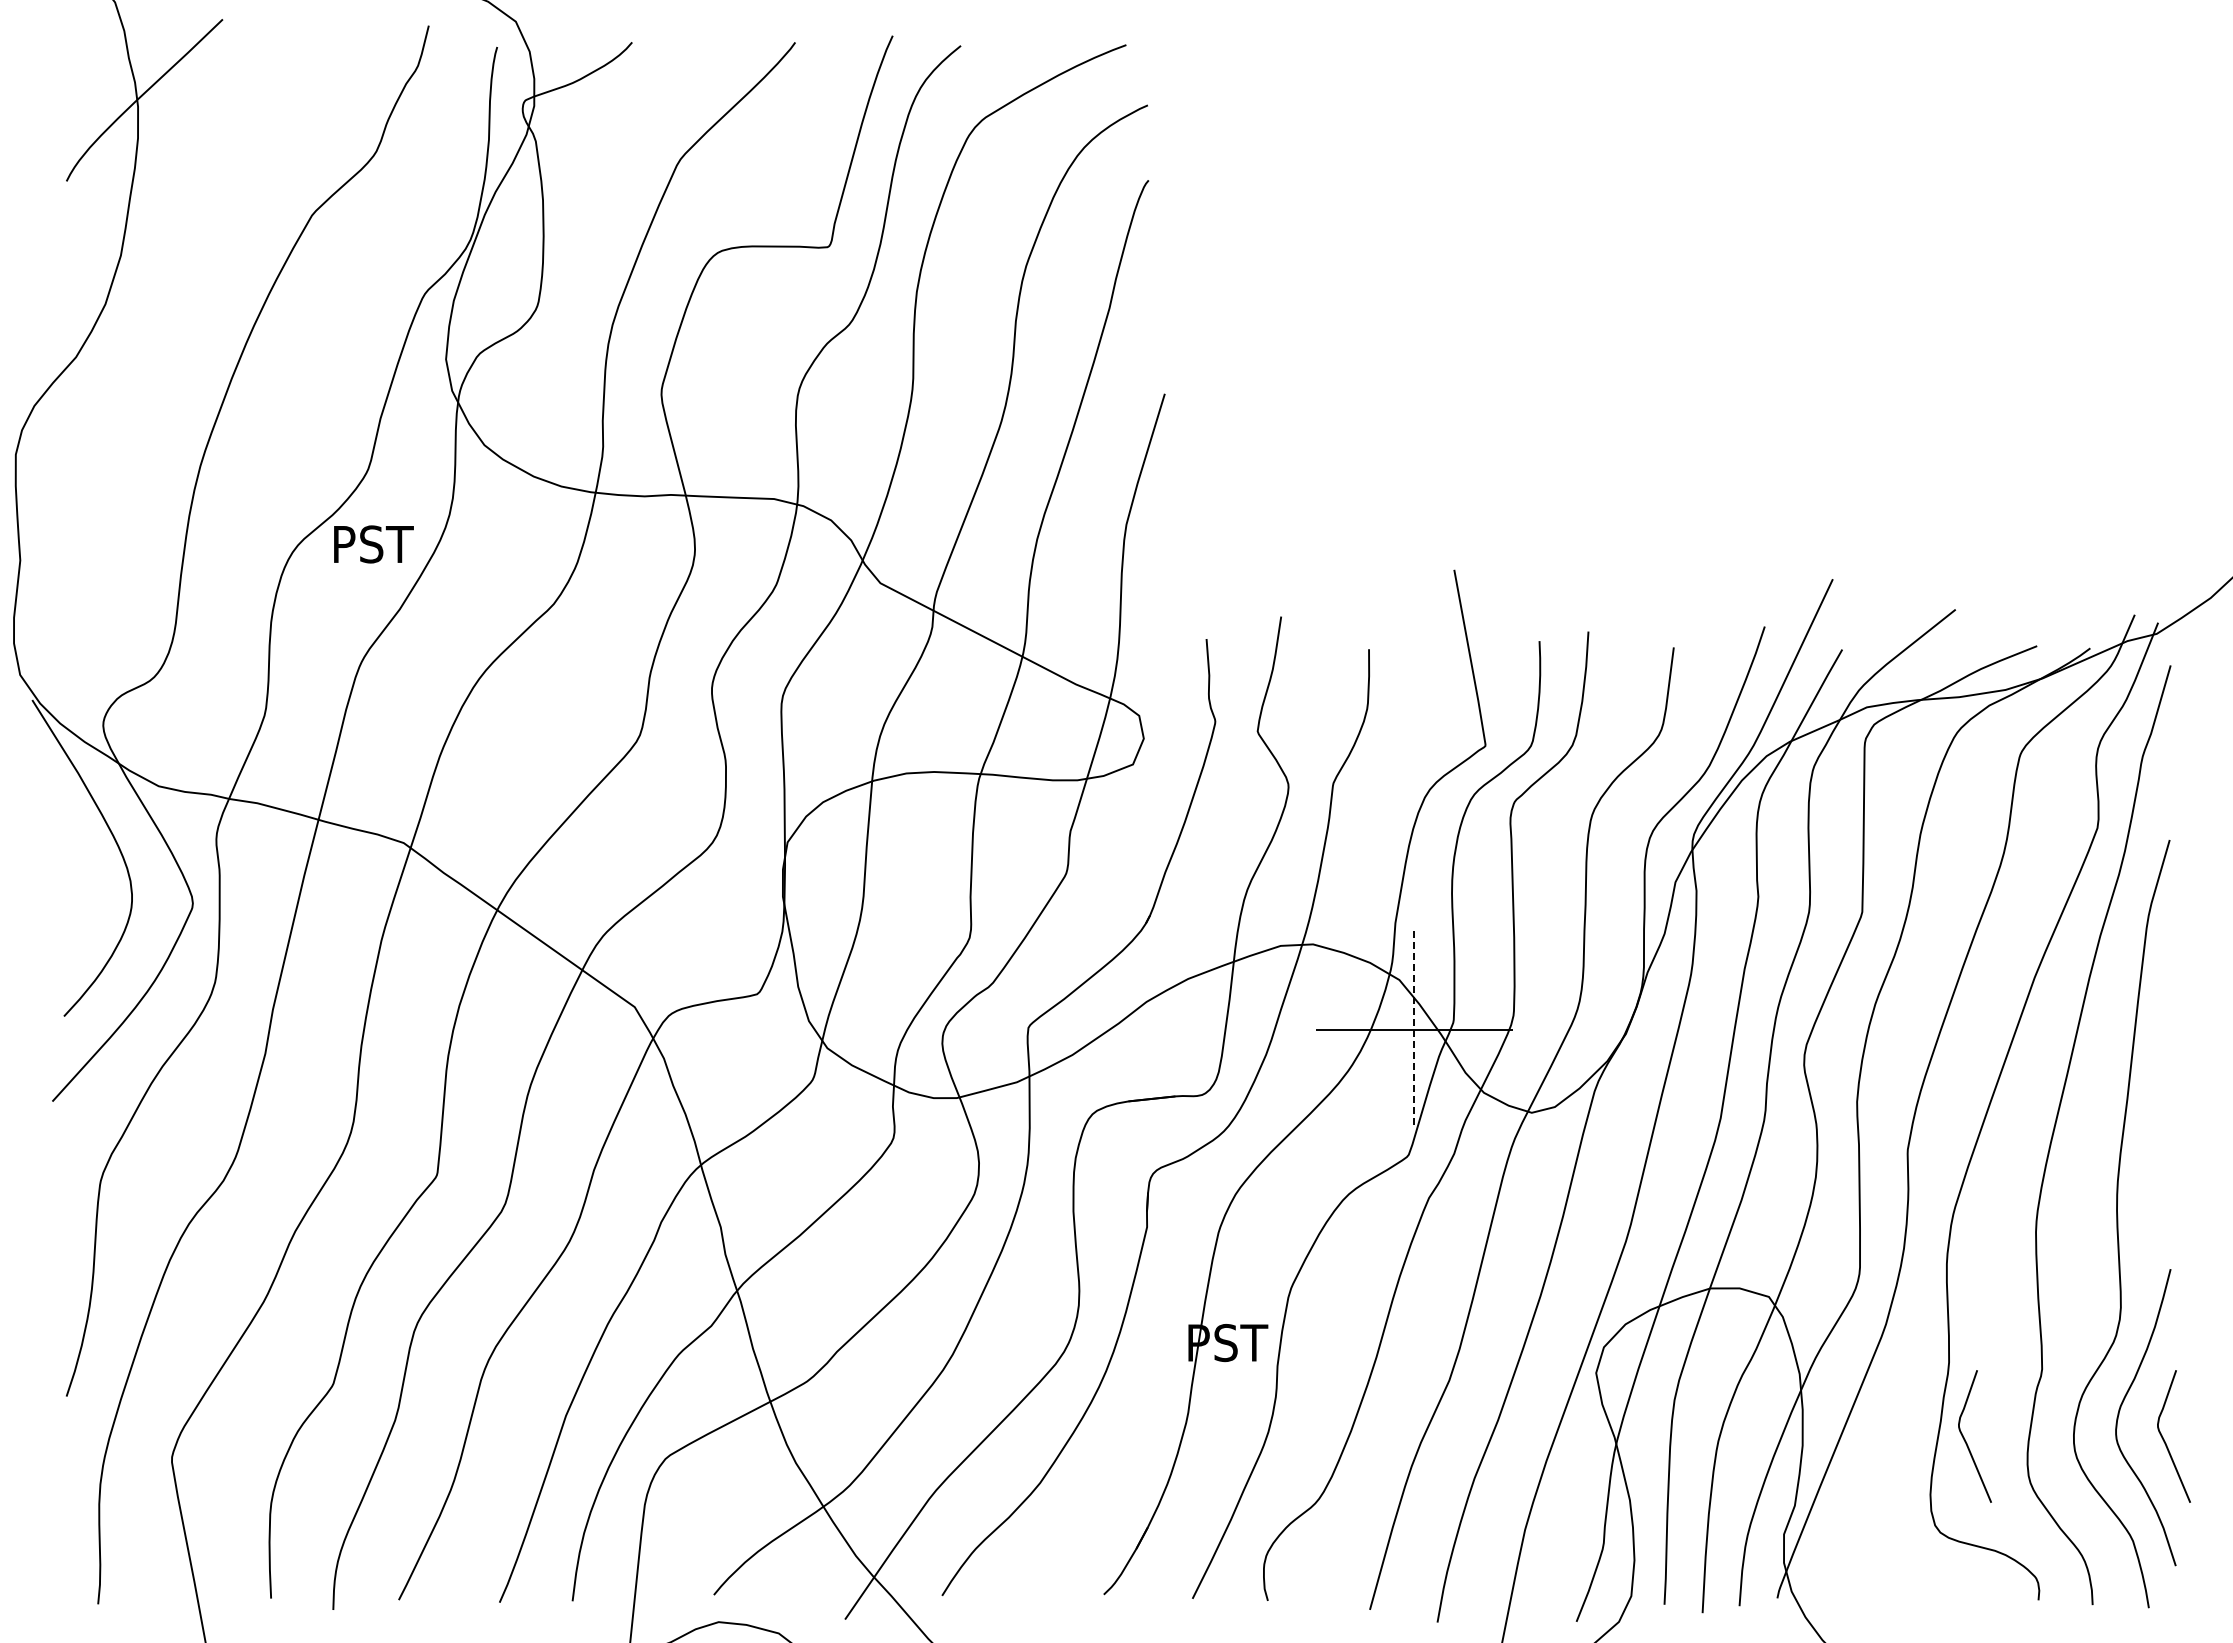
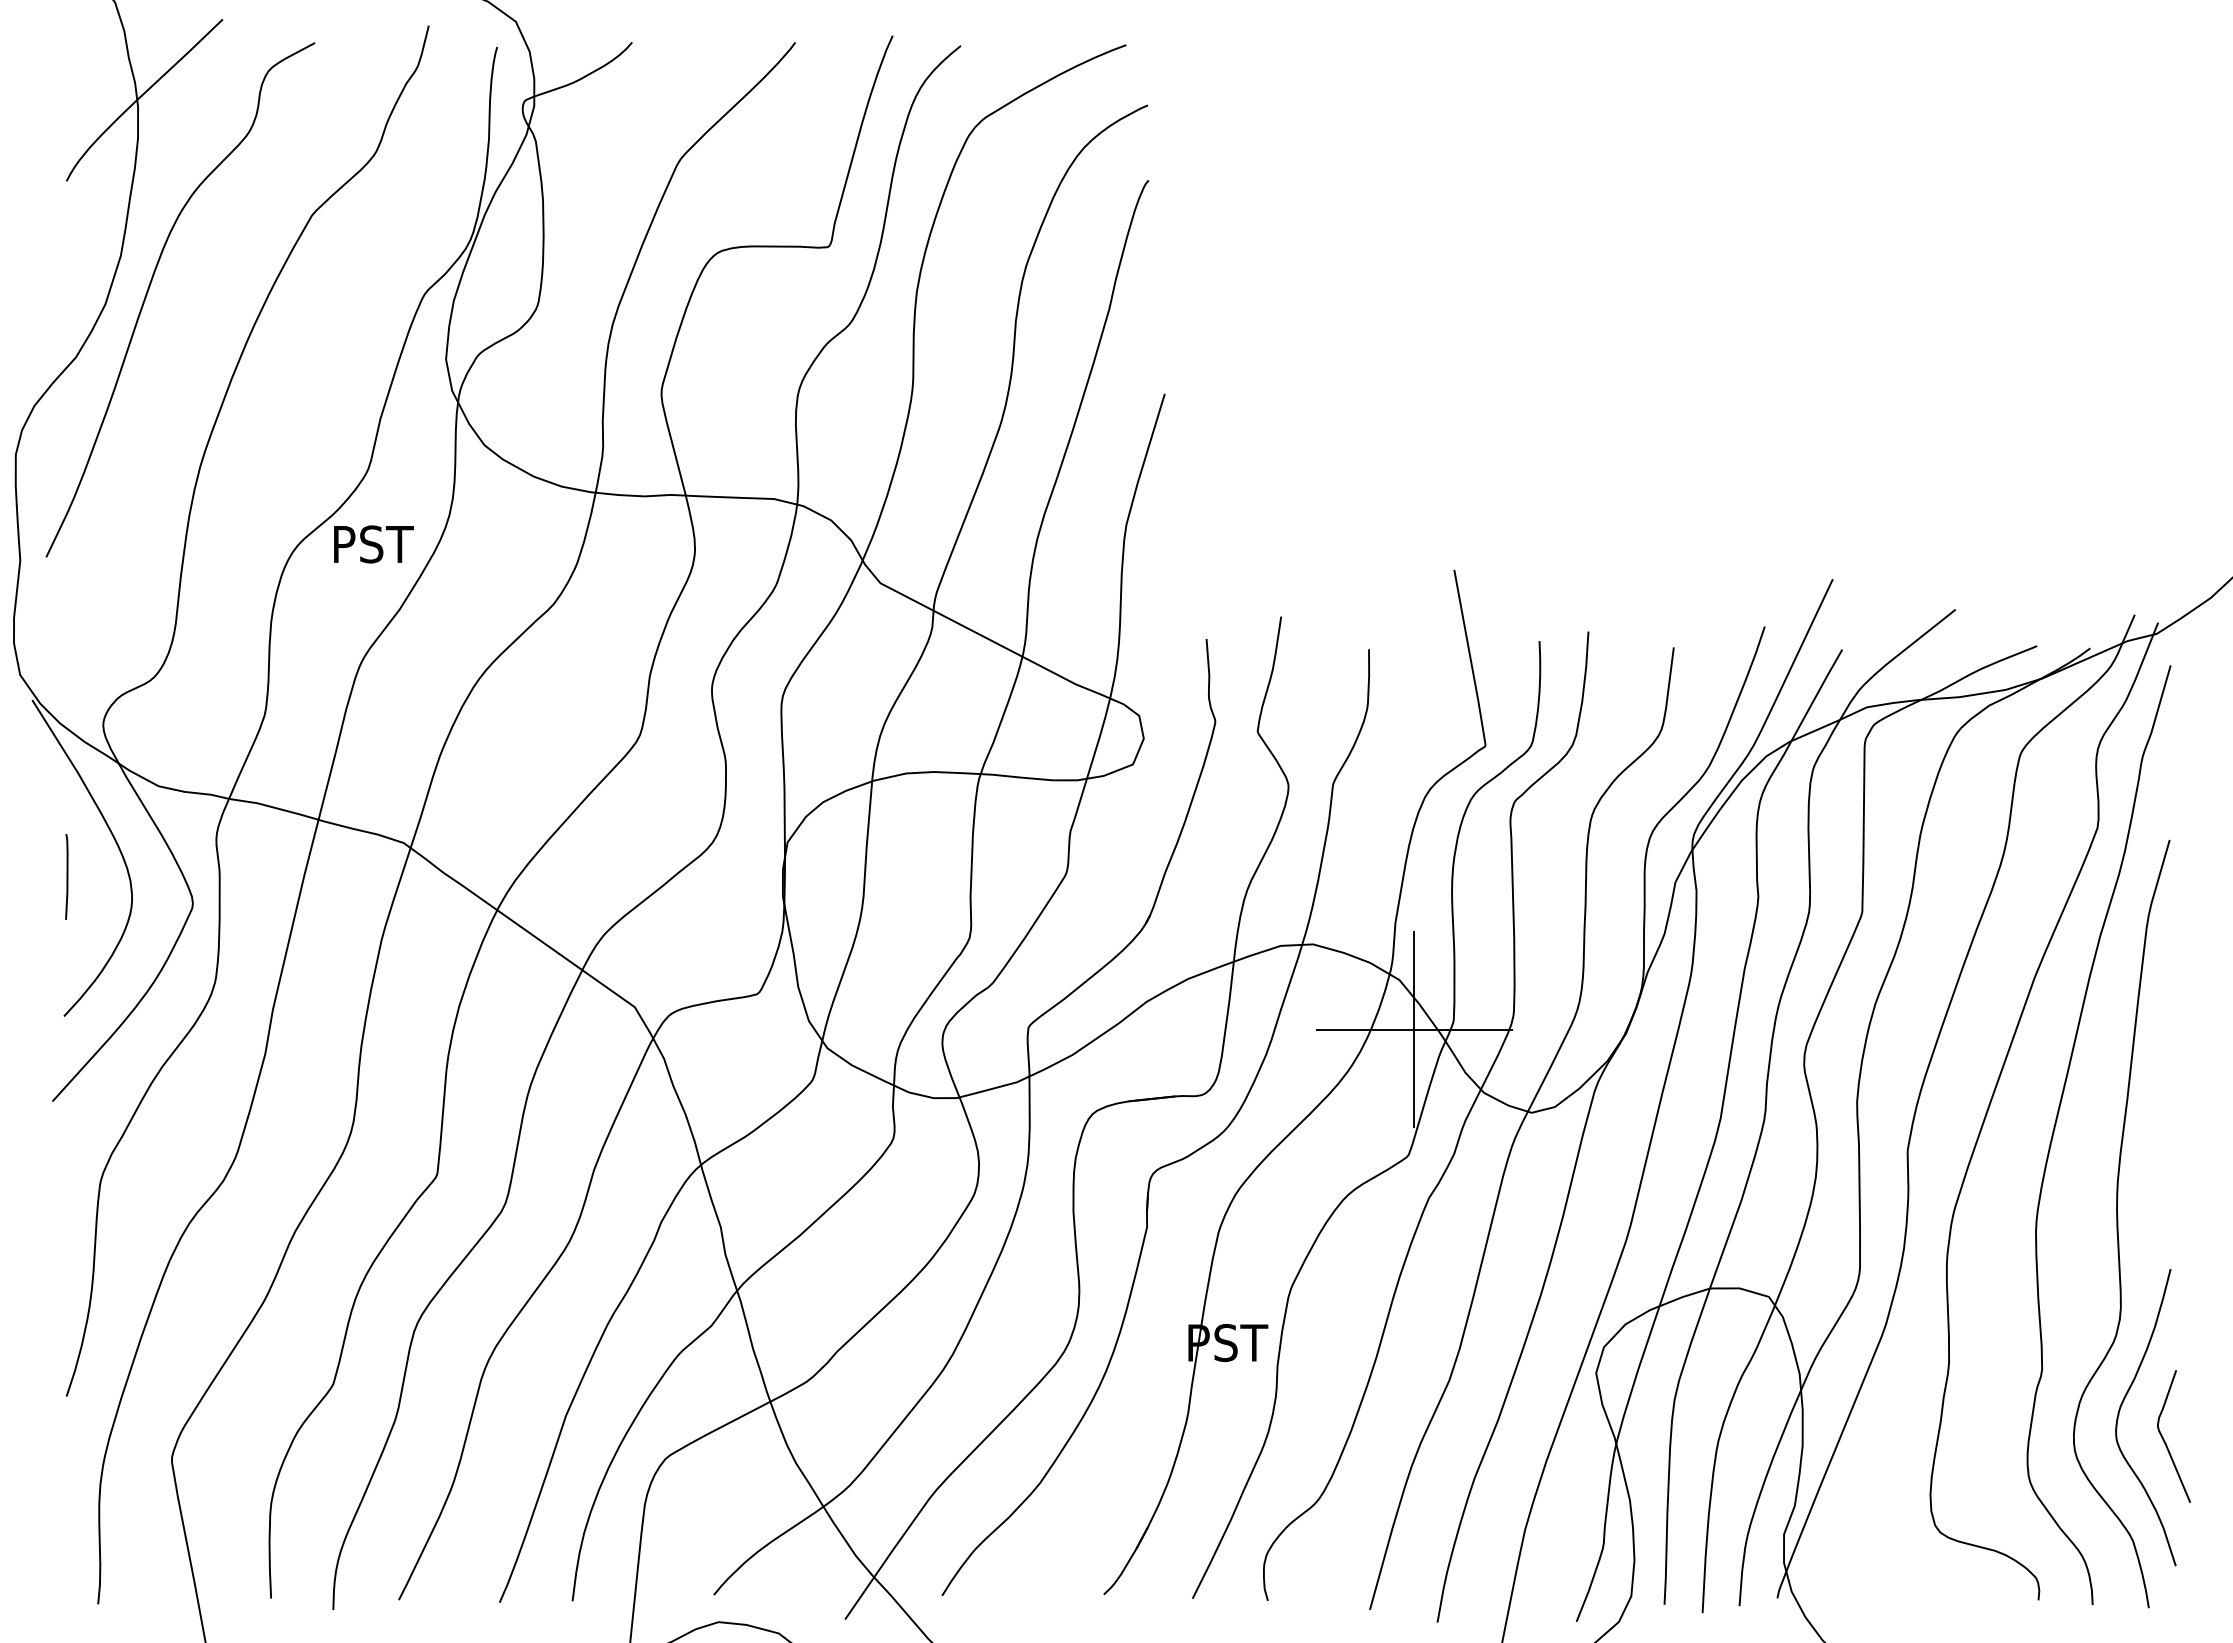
curve: none -> present (149, 289)
line: none -> present (66, 876)
line: dashed -> solid (1414, 1030)
curve: present -> none (1966, 1441)
